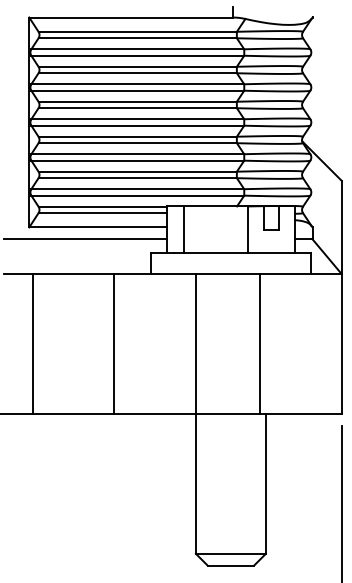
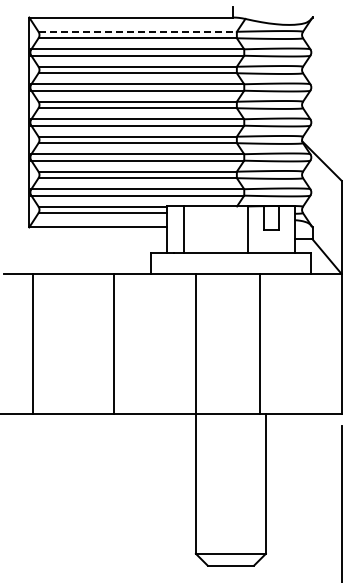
line: solid -> dashed (138, 31)
line: present -> none (85, 239)
